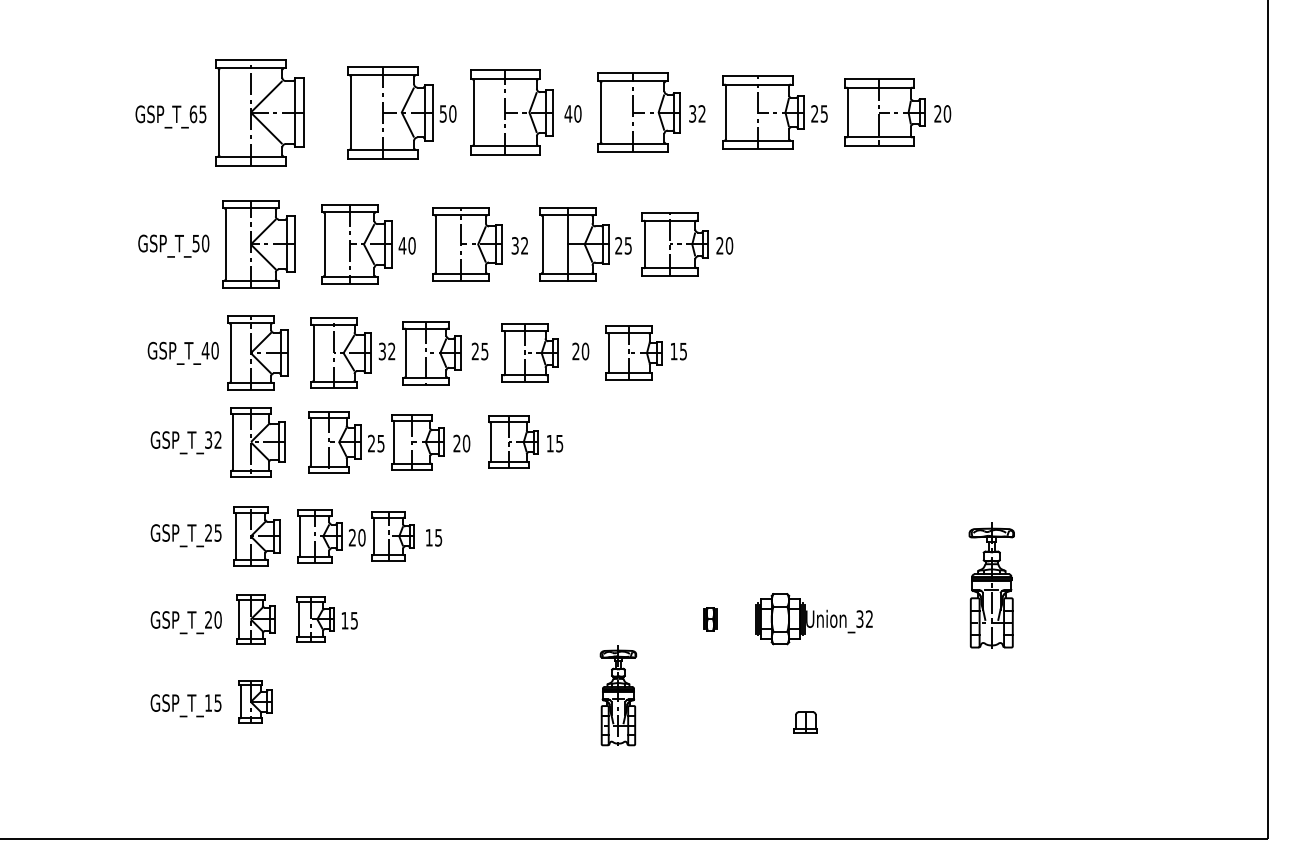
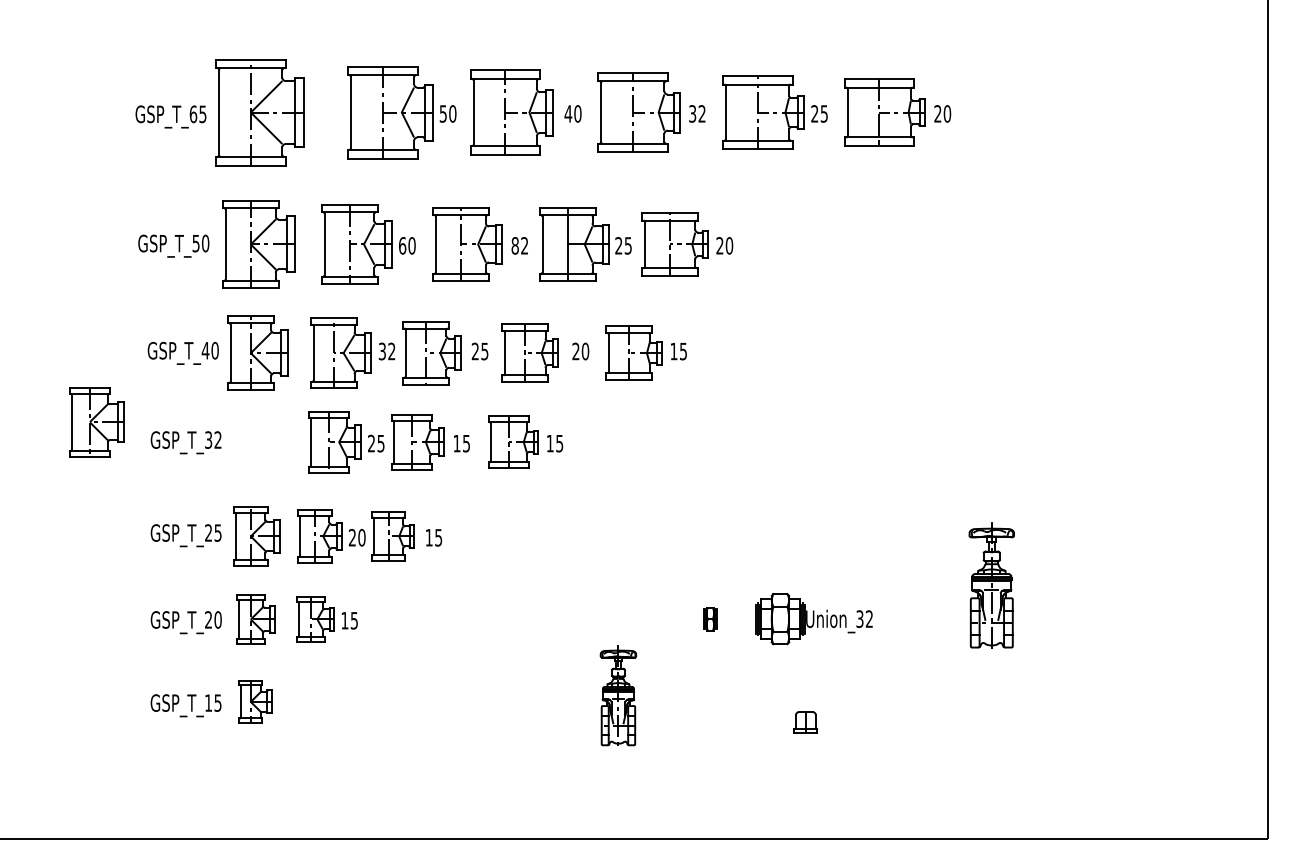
text: 40 -> 60 (402, 245)
text: 32 -> 82 (514, 245)
part position: (257, 442) -> (96, 422) (96, 422)
text: 20 -> 15 (461, 443)
